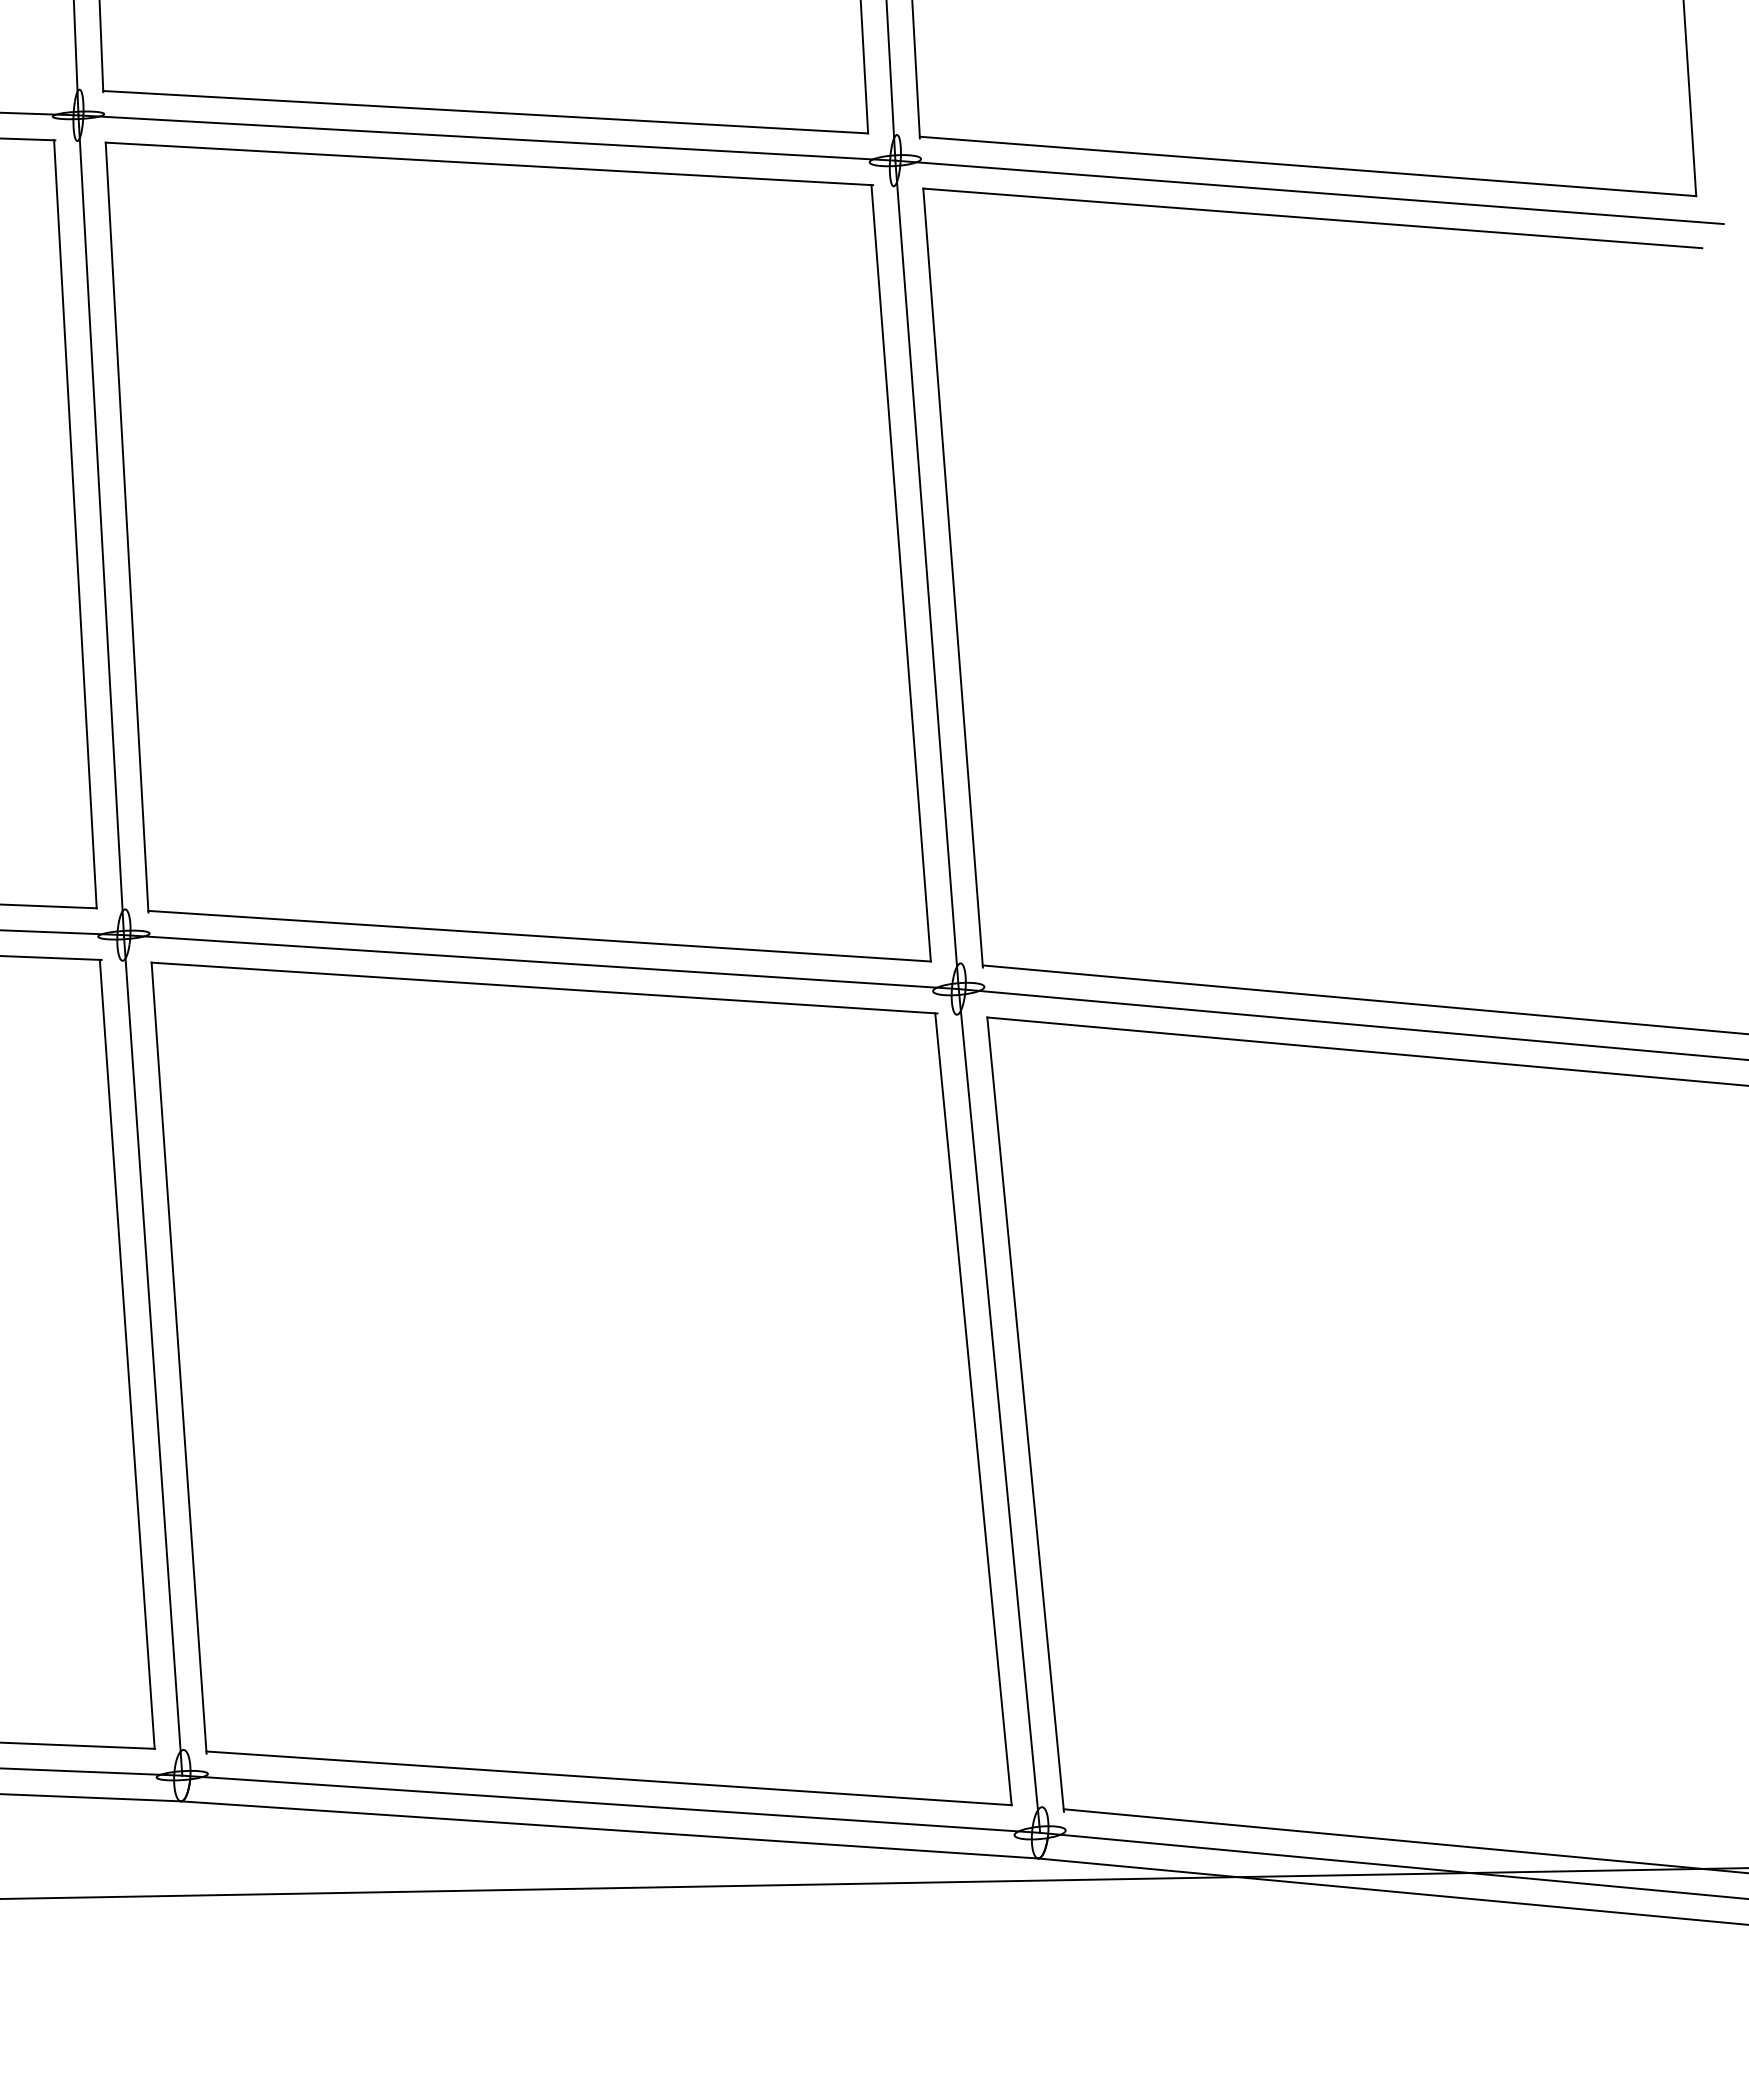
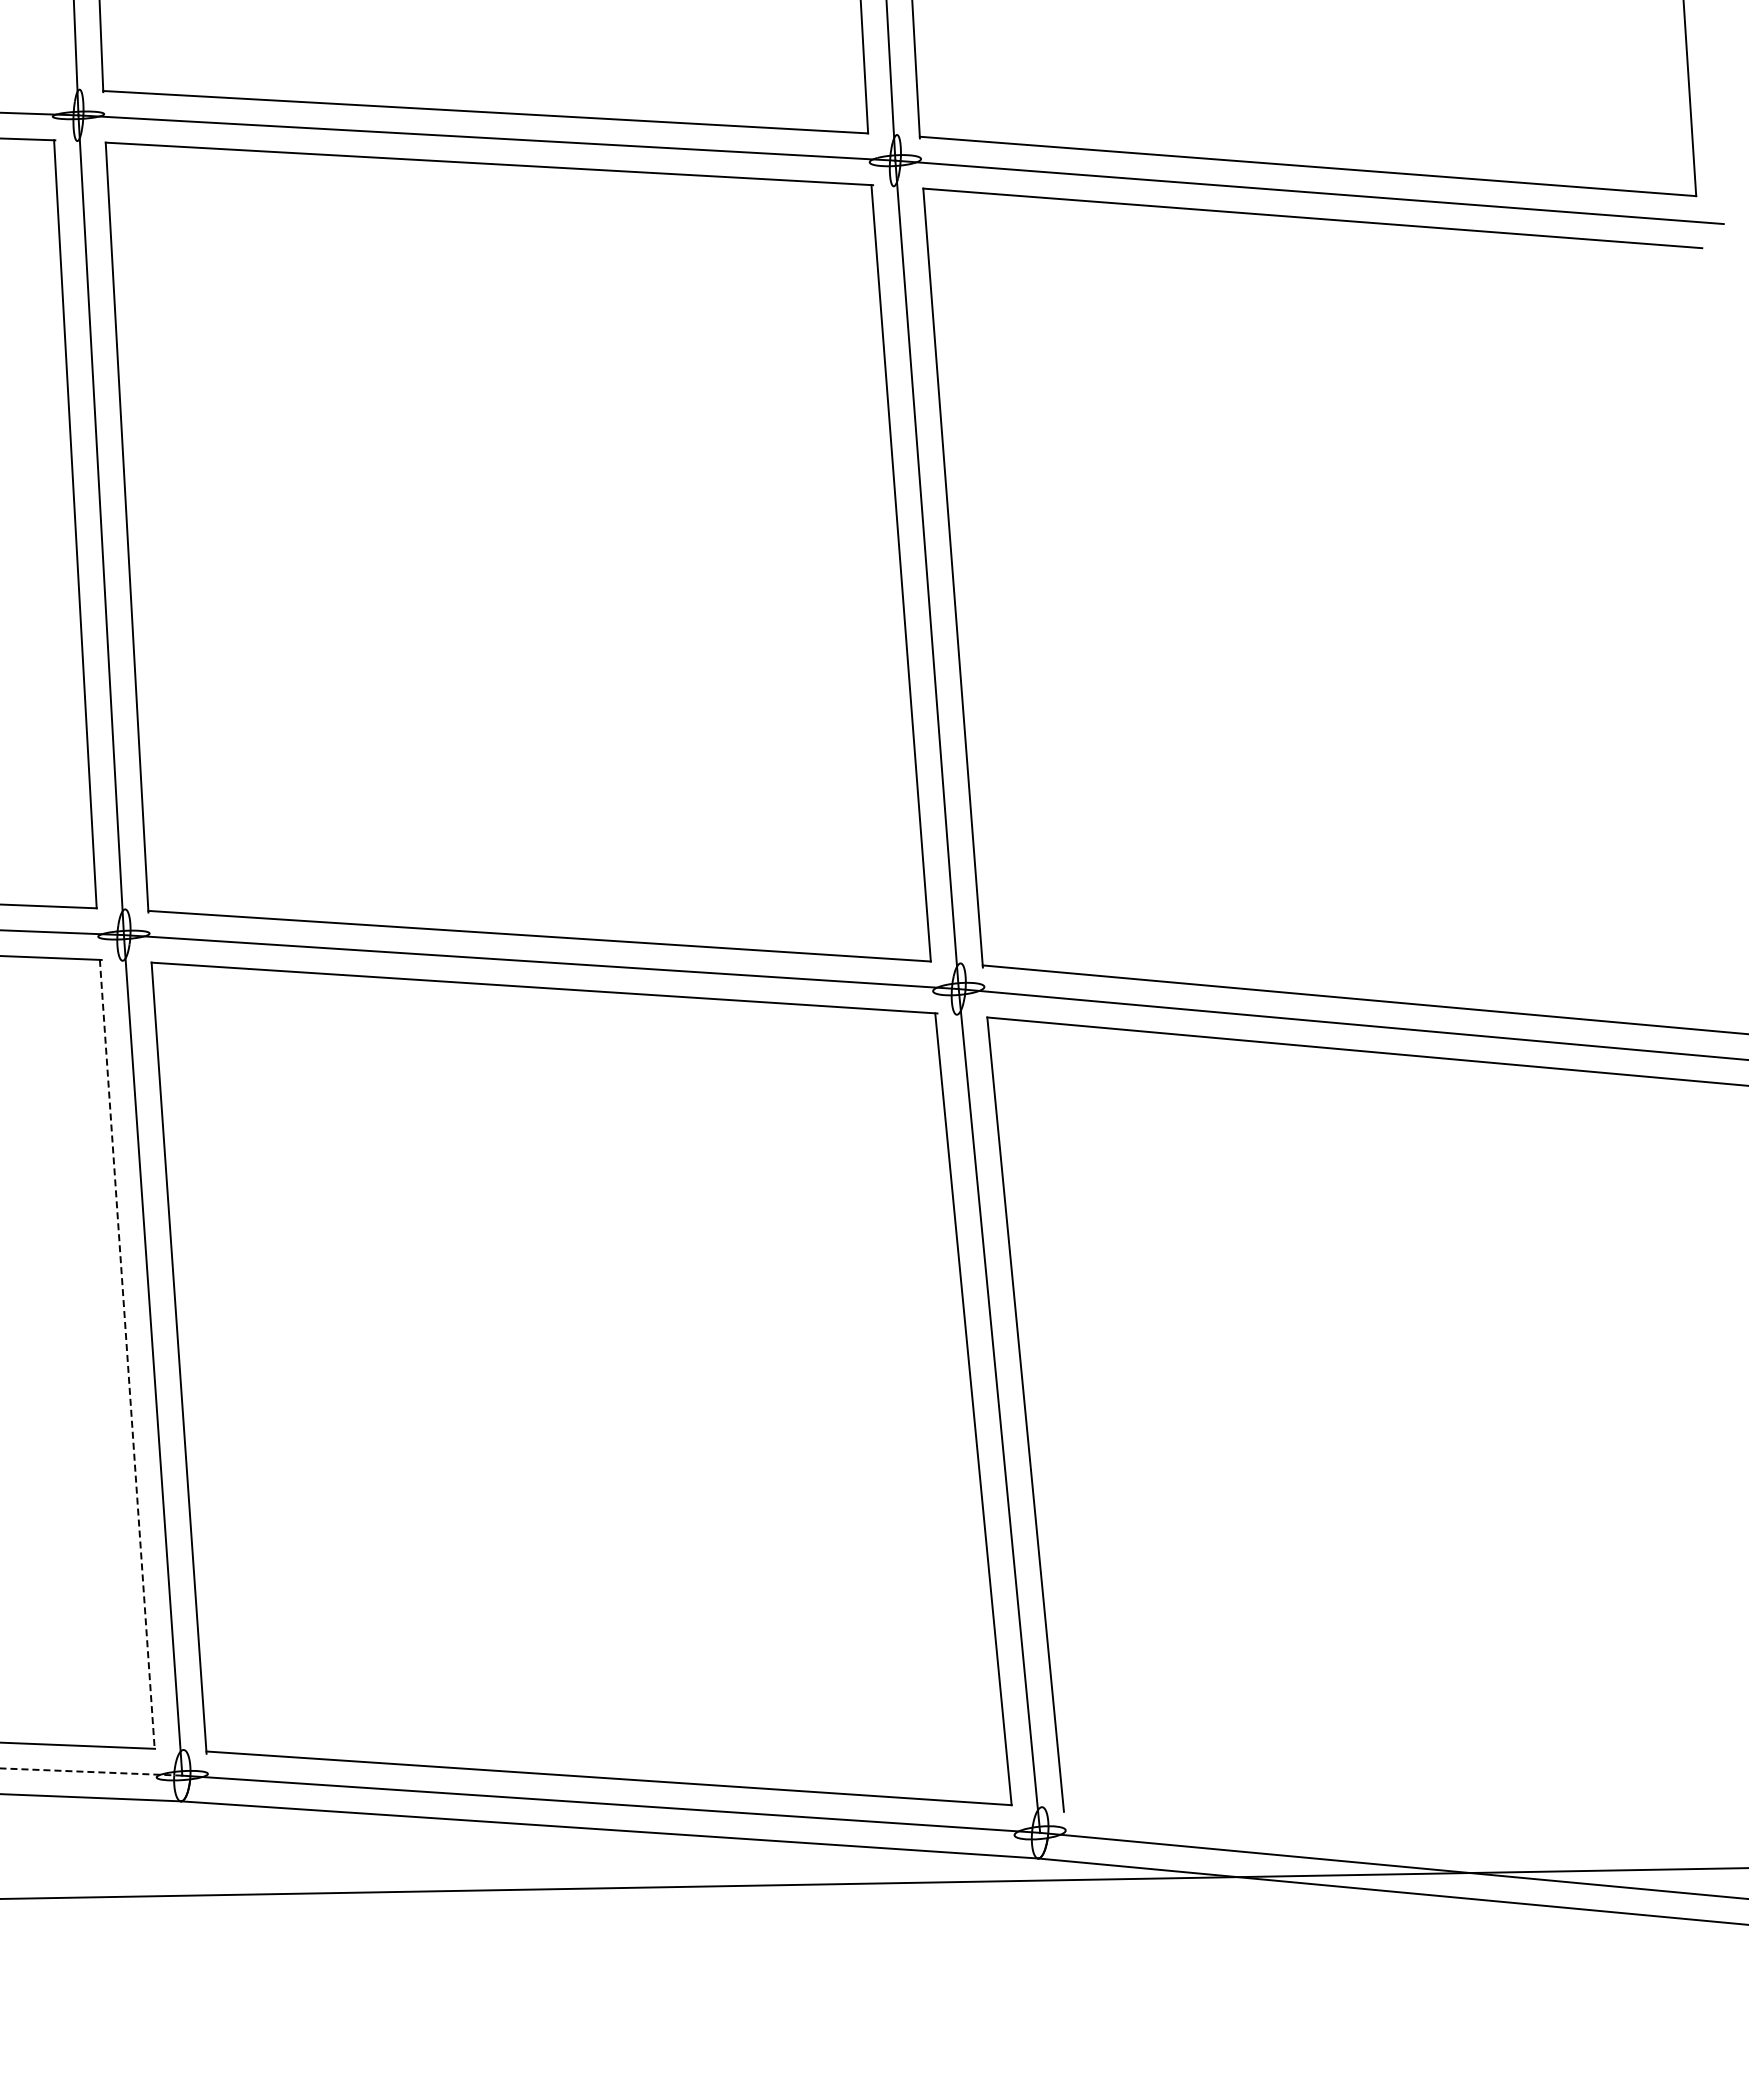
line: solid -> dashed (127, 1354)
line: solid -> dashed (91, 1772)
line: present -> none (1404, 1840)
